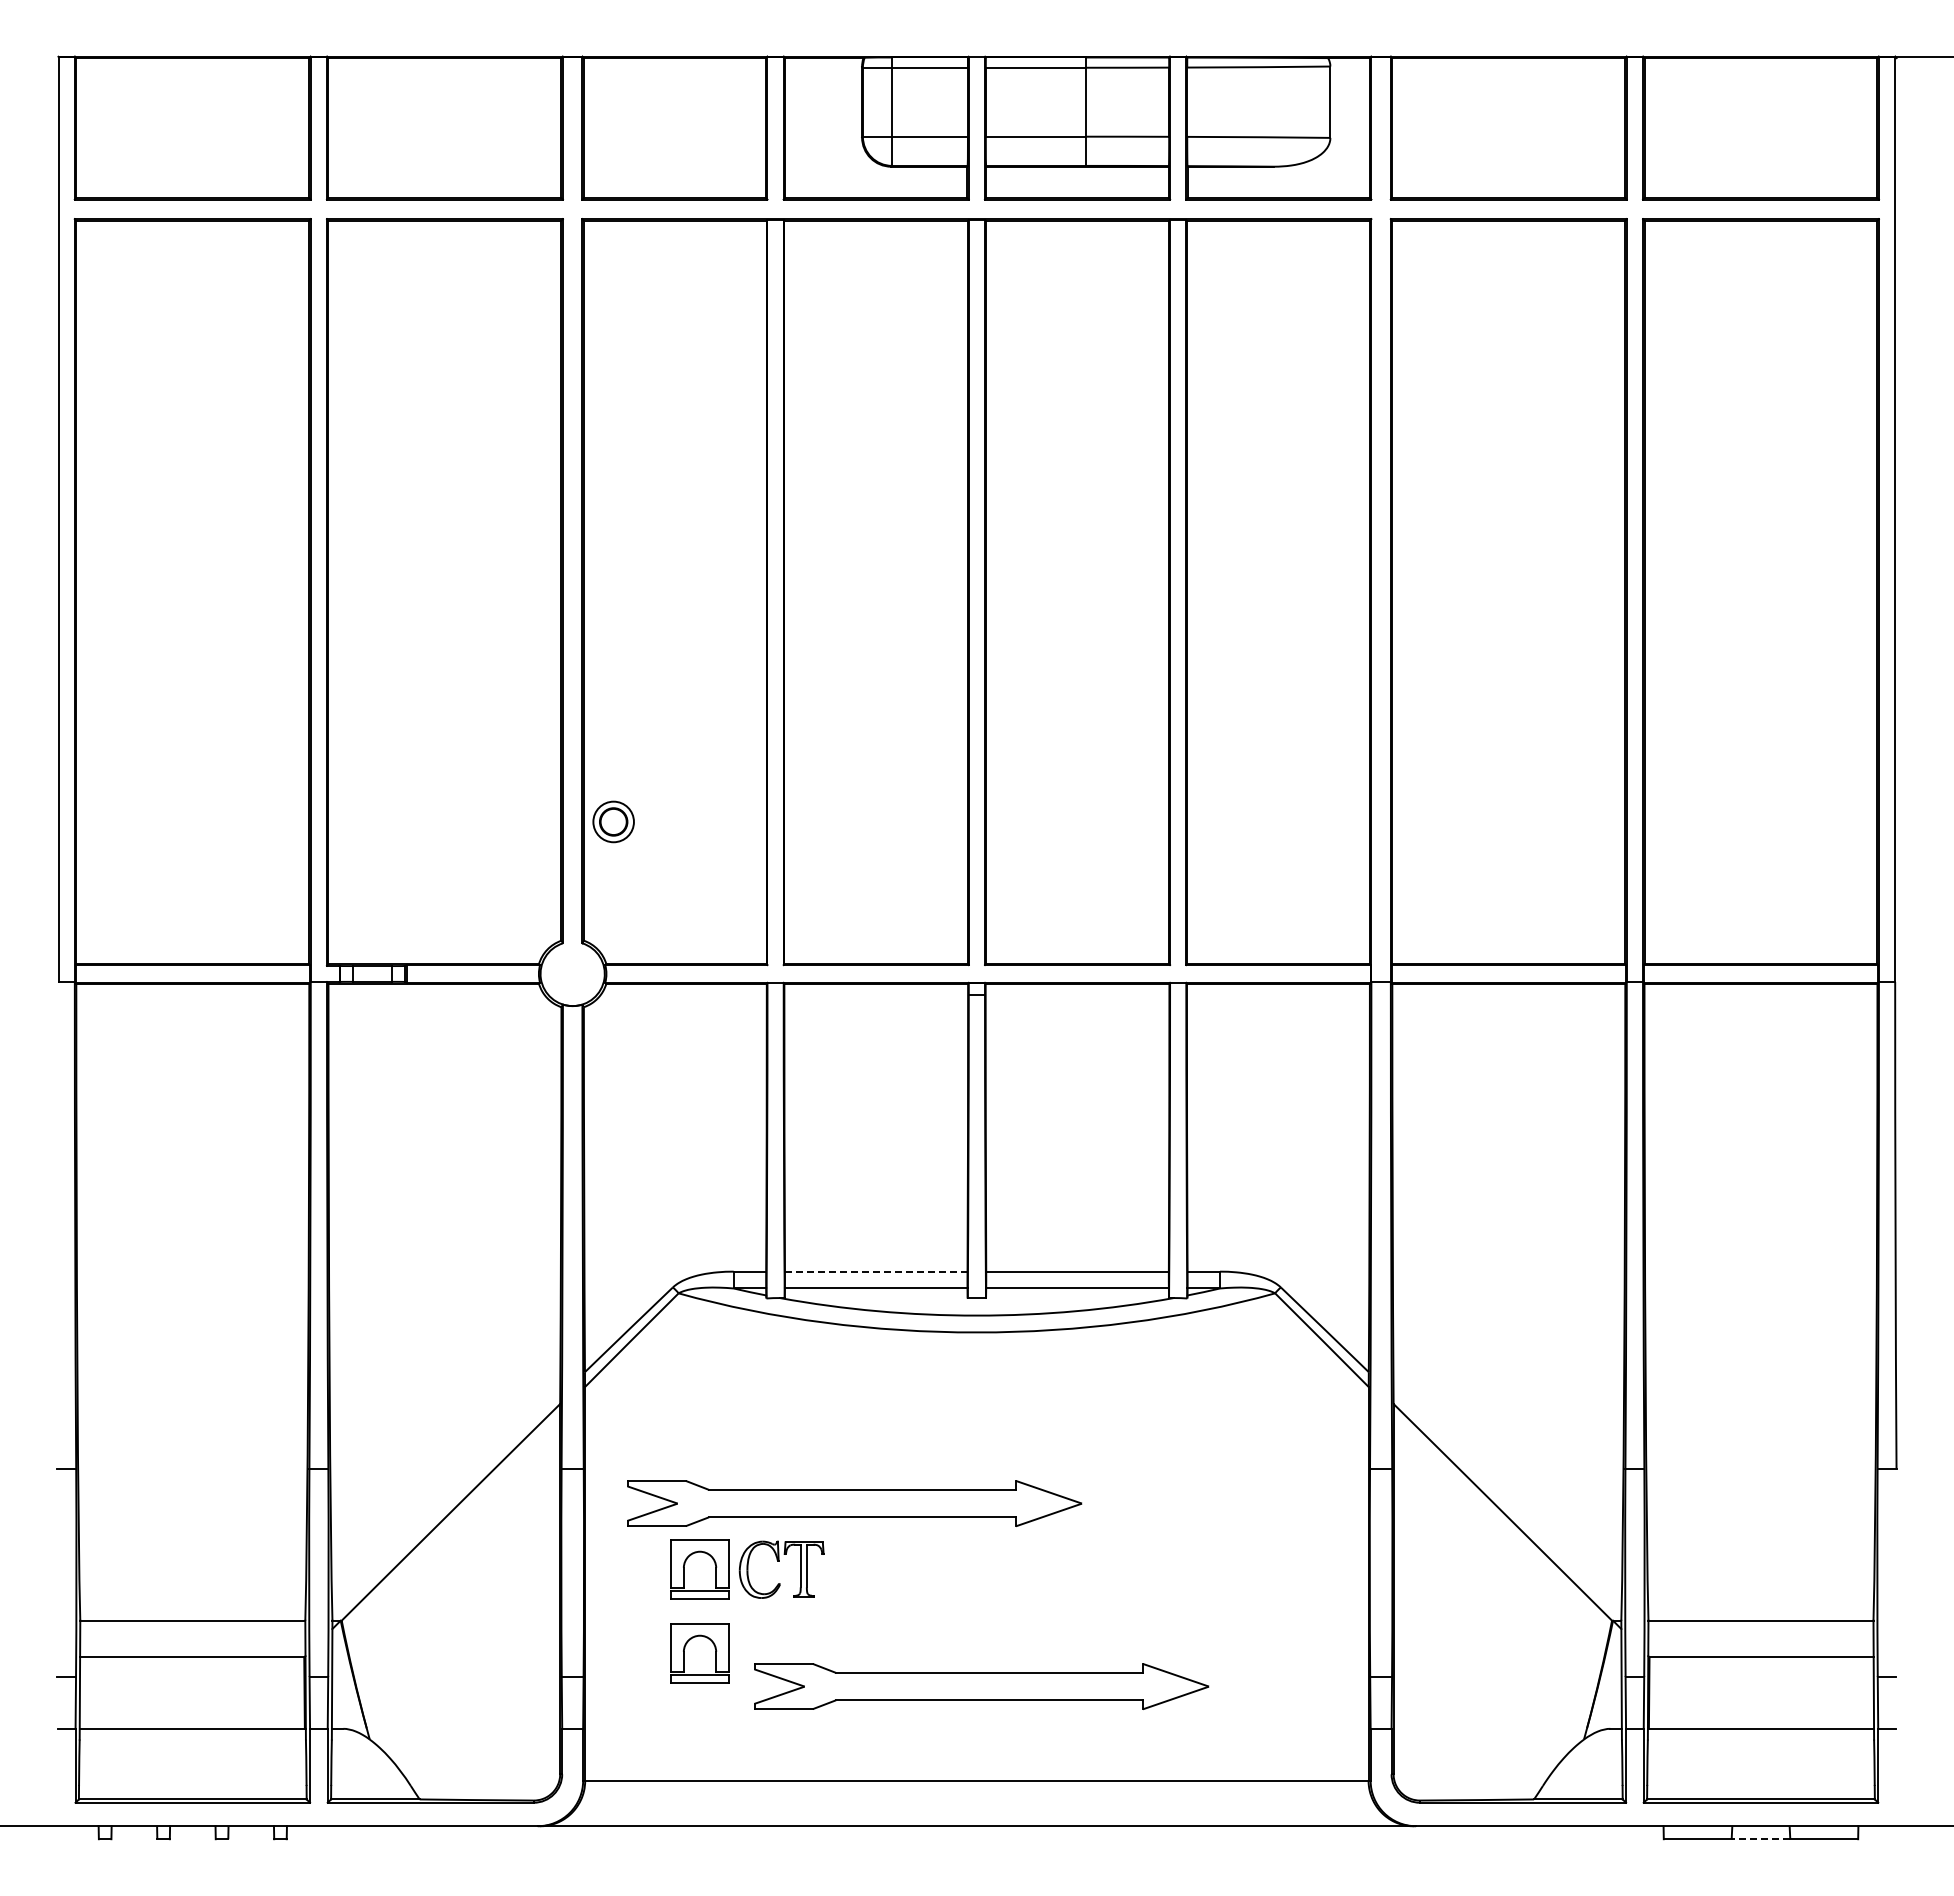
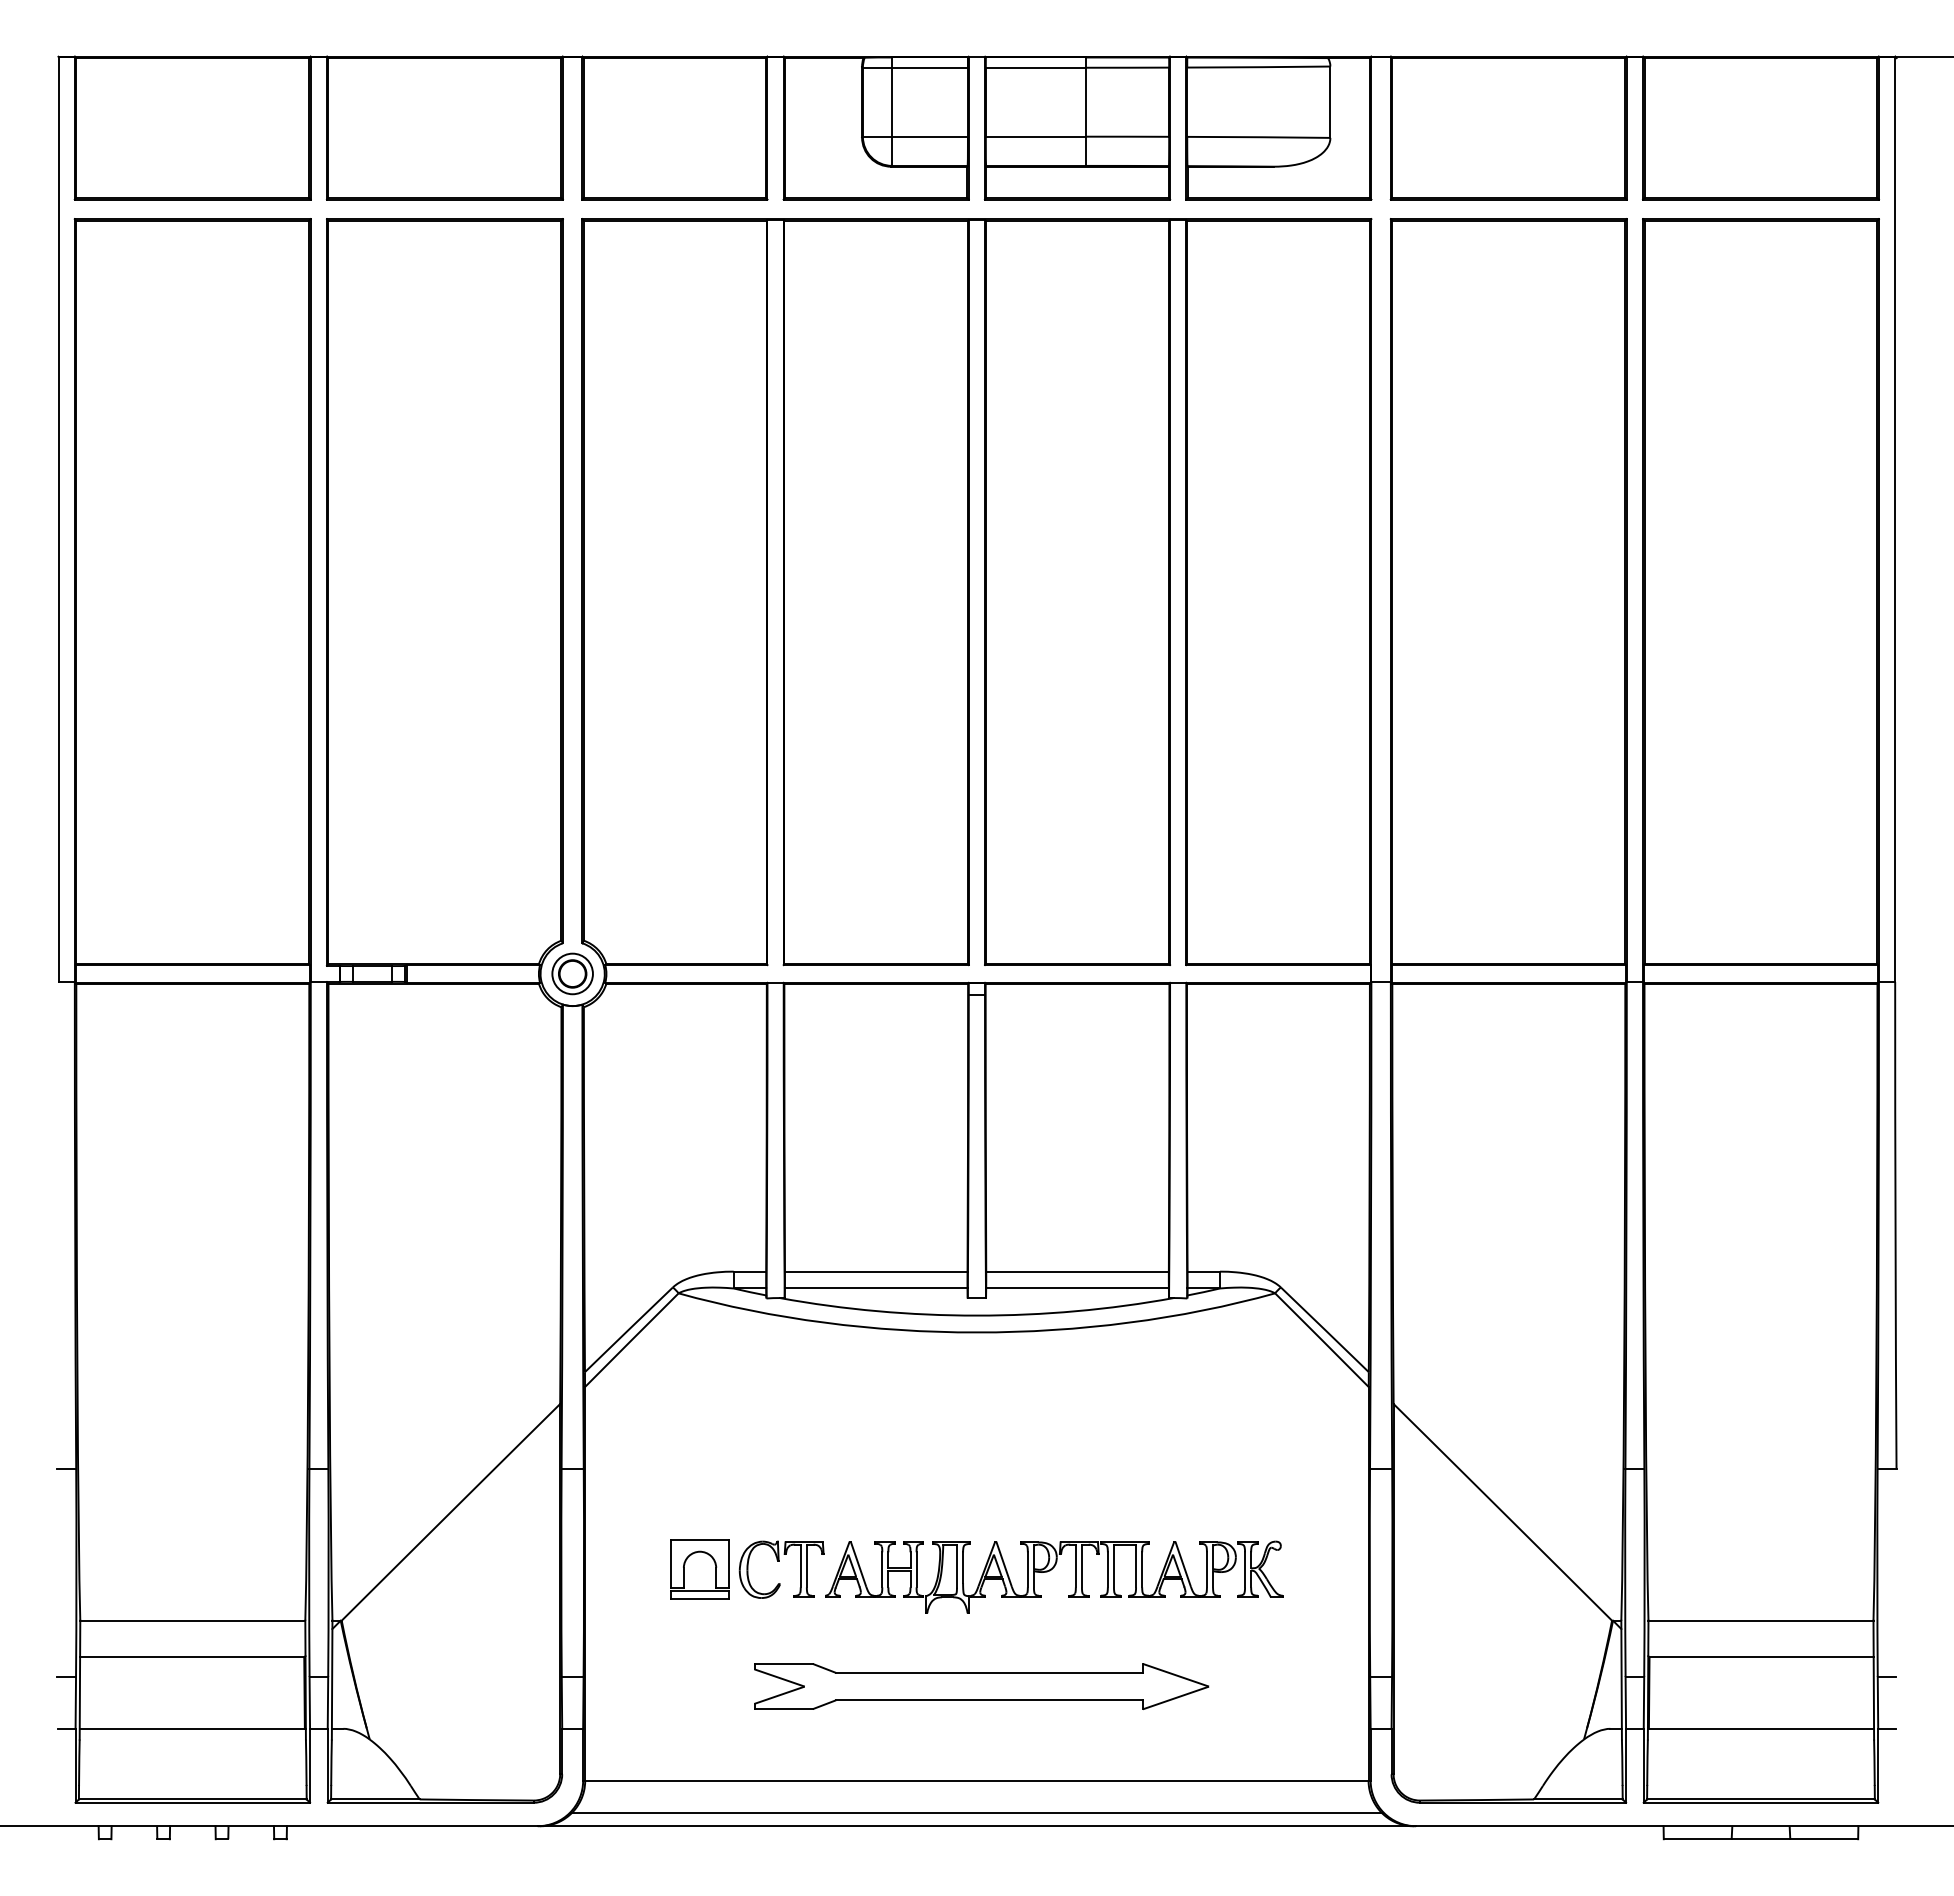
part position: (613, 821) -> (572, 973) (572, 973)
line: dashed -> solid (876, 1271)
part: present -> none (854, 1503)
part: none -> present (1051, 1570)
part: present -> none (685, 1648)
line: none -> present (977, 1813)
line: dashed -> solid (1760, 1839)
